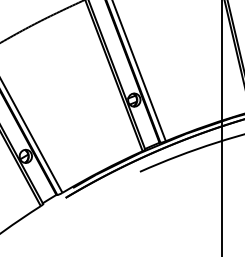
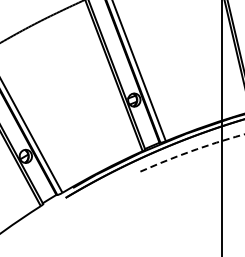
arc: solid -> dashed (191, 151)
